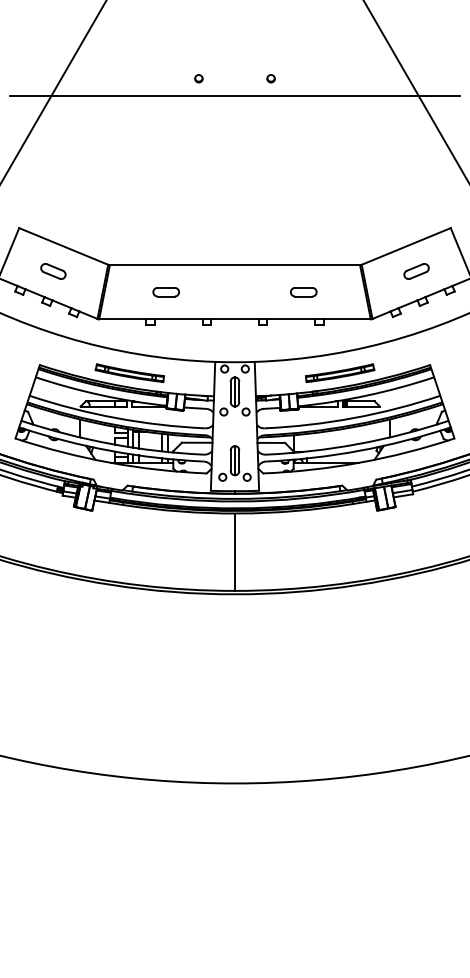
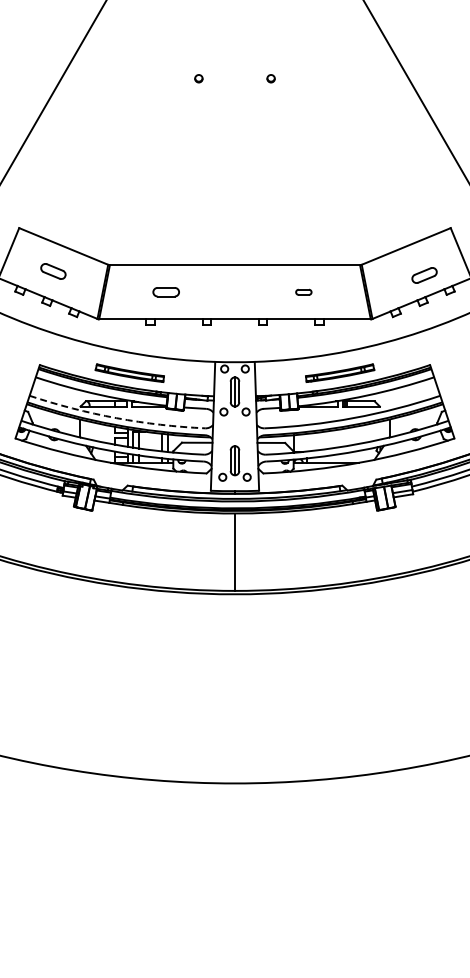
line: present -> none (234, 95)
part position: (416, 271) -> (424, 275) (424, 275)
part size: 28x11 px -> 18x8 px (303, 291)
arc: solid -> dashed (116, 418)
